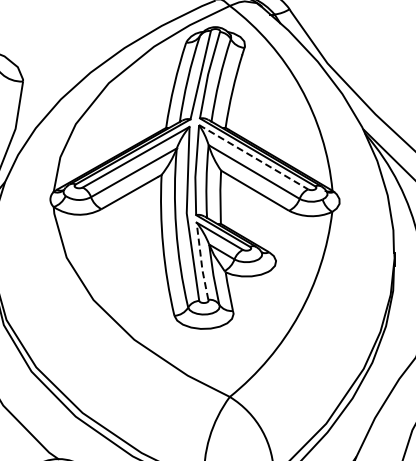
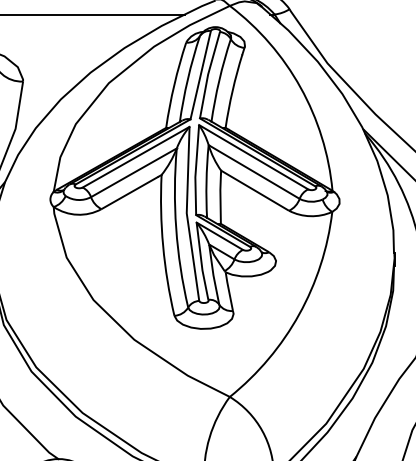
line: none -> present (93, 14)
line: dashed -> solid (254, 157)
line: dashed -> solid (201, 261)
